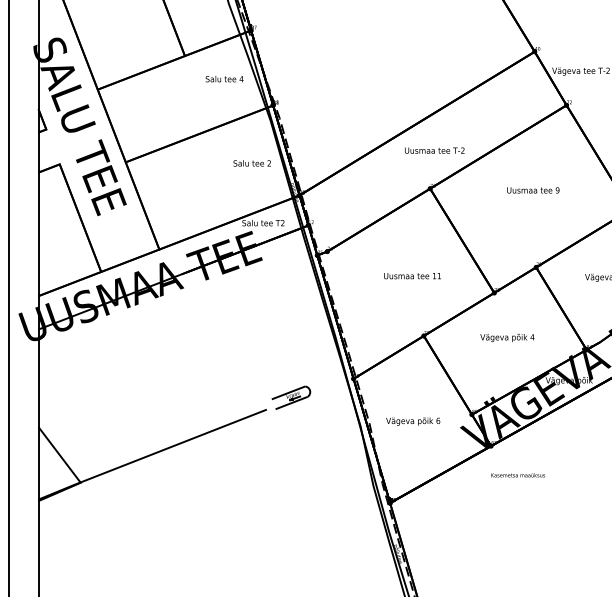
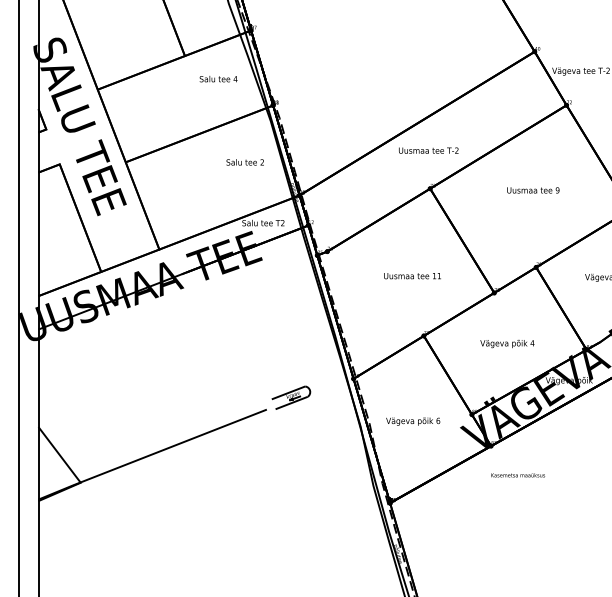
text position: (224, 79) -> (218, 79) (218, 79)
text position: (434, 150) -> (428, 150) (428, 150)
text position: (251, 163) -> (244, 162) (244, 162)
line position: (9, 297) -> (19, 297) (19, 297)
text position: (507, 338) -> (507, 344) (507, 344)
